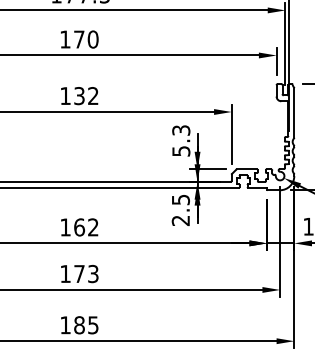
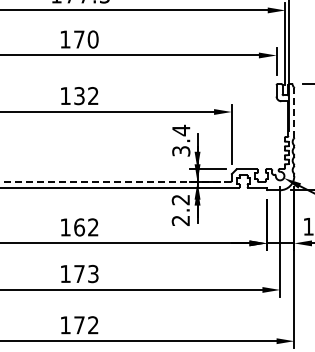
line: solid -> dashed (294, 112)
text: 5.3 -> 3.4 (181, 140)
line: solid -> dashed (114, 181)
text: 2.5 -> 2.2 (180, 200)
text: 185 -> 172 (86, 325)
